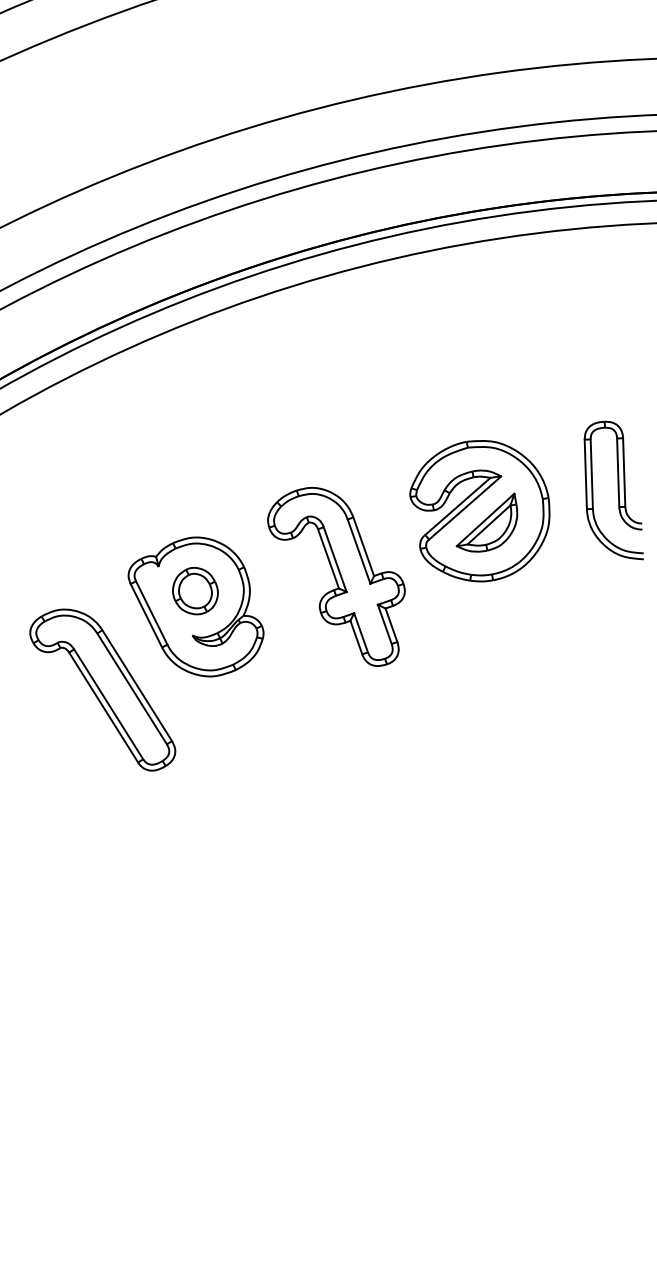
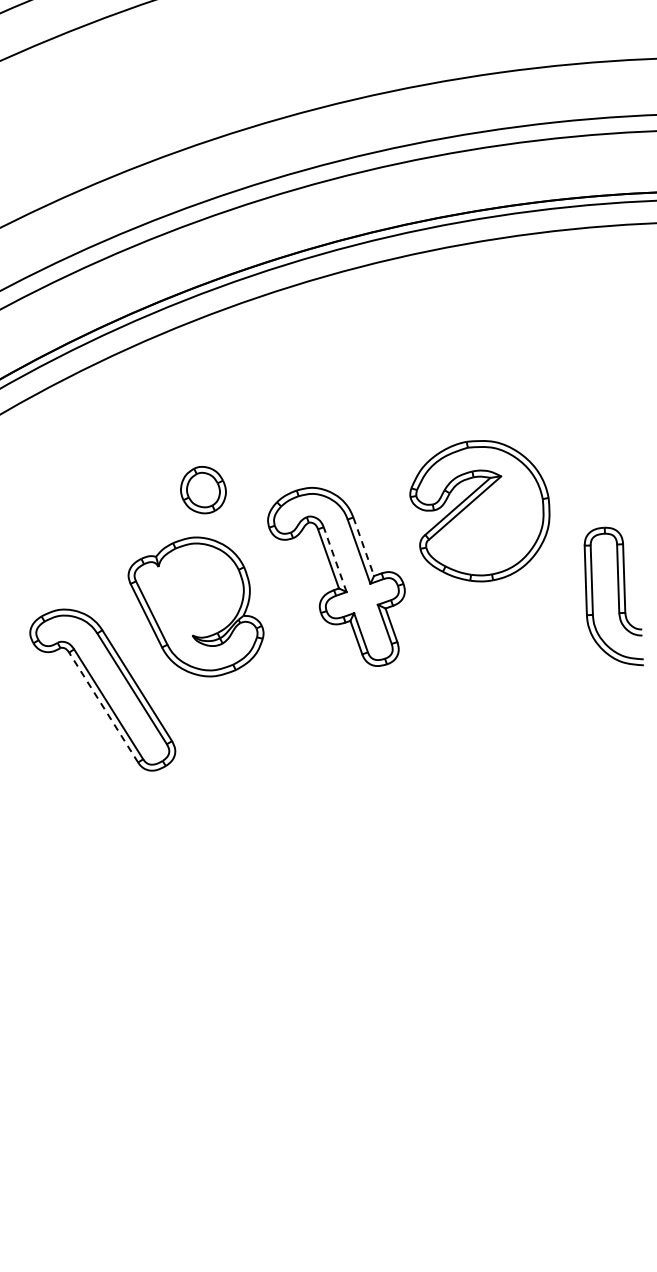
part position: (613, 490) -> (613, 596) (613, 596)
part: present -> none (486, 522)
line: solid -> dashed (363, 547)
line: solid -> dashed (335, 559)
part position: (195, 591) -> (203, 490) (203, 490)
line: solid -> dashed (103, 707)
